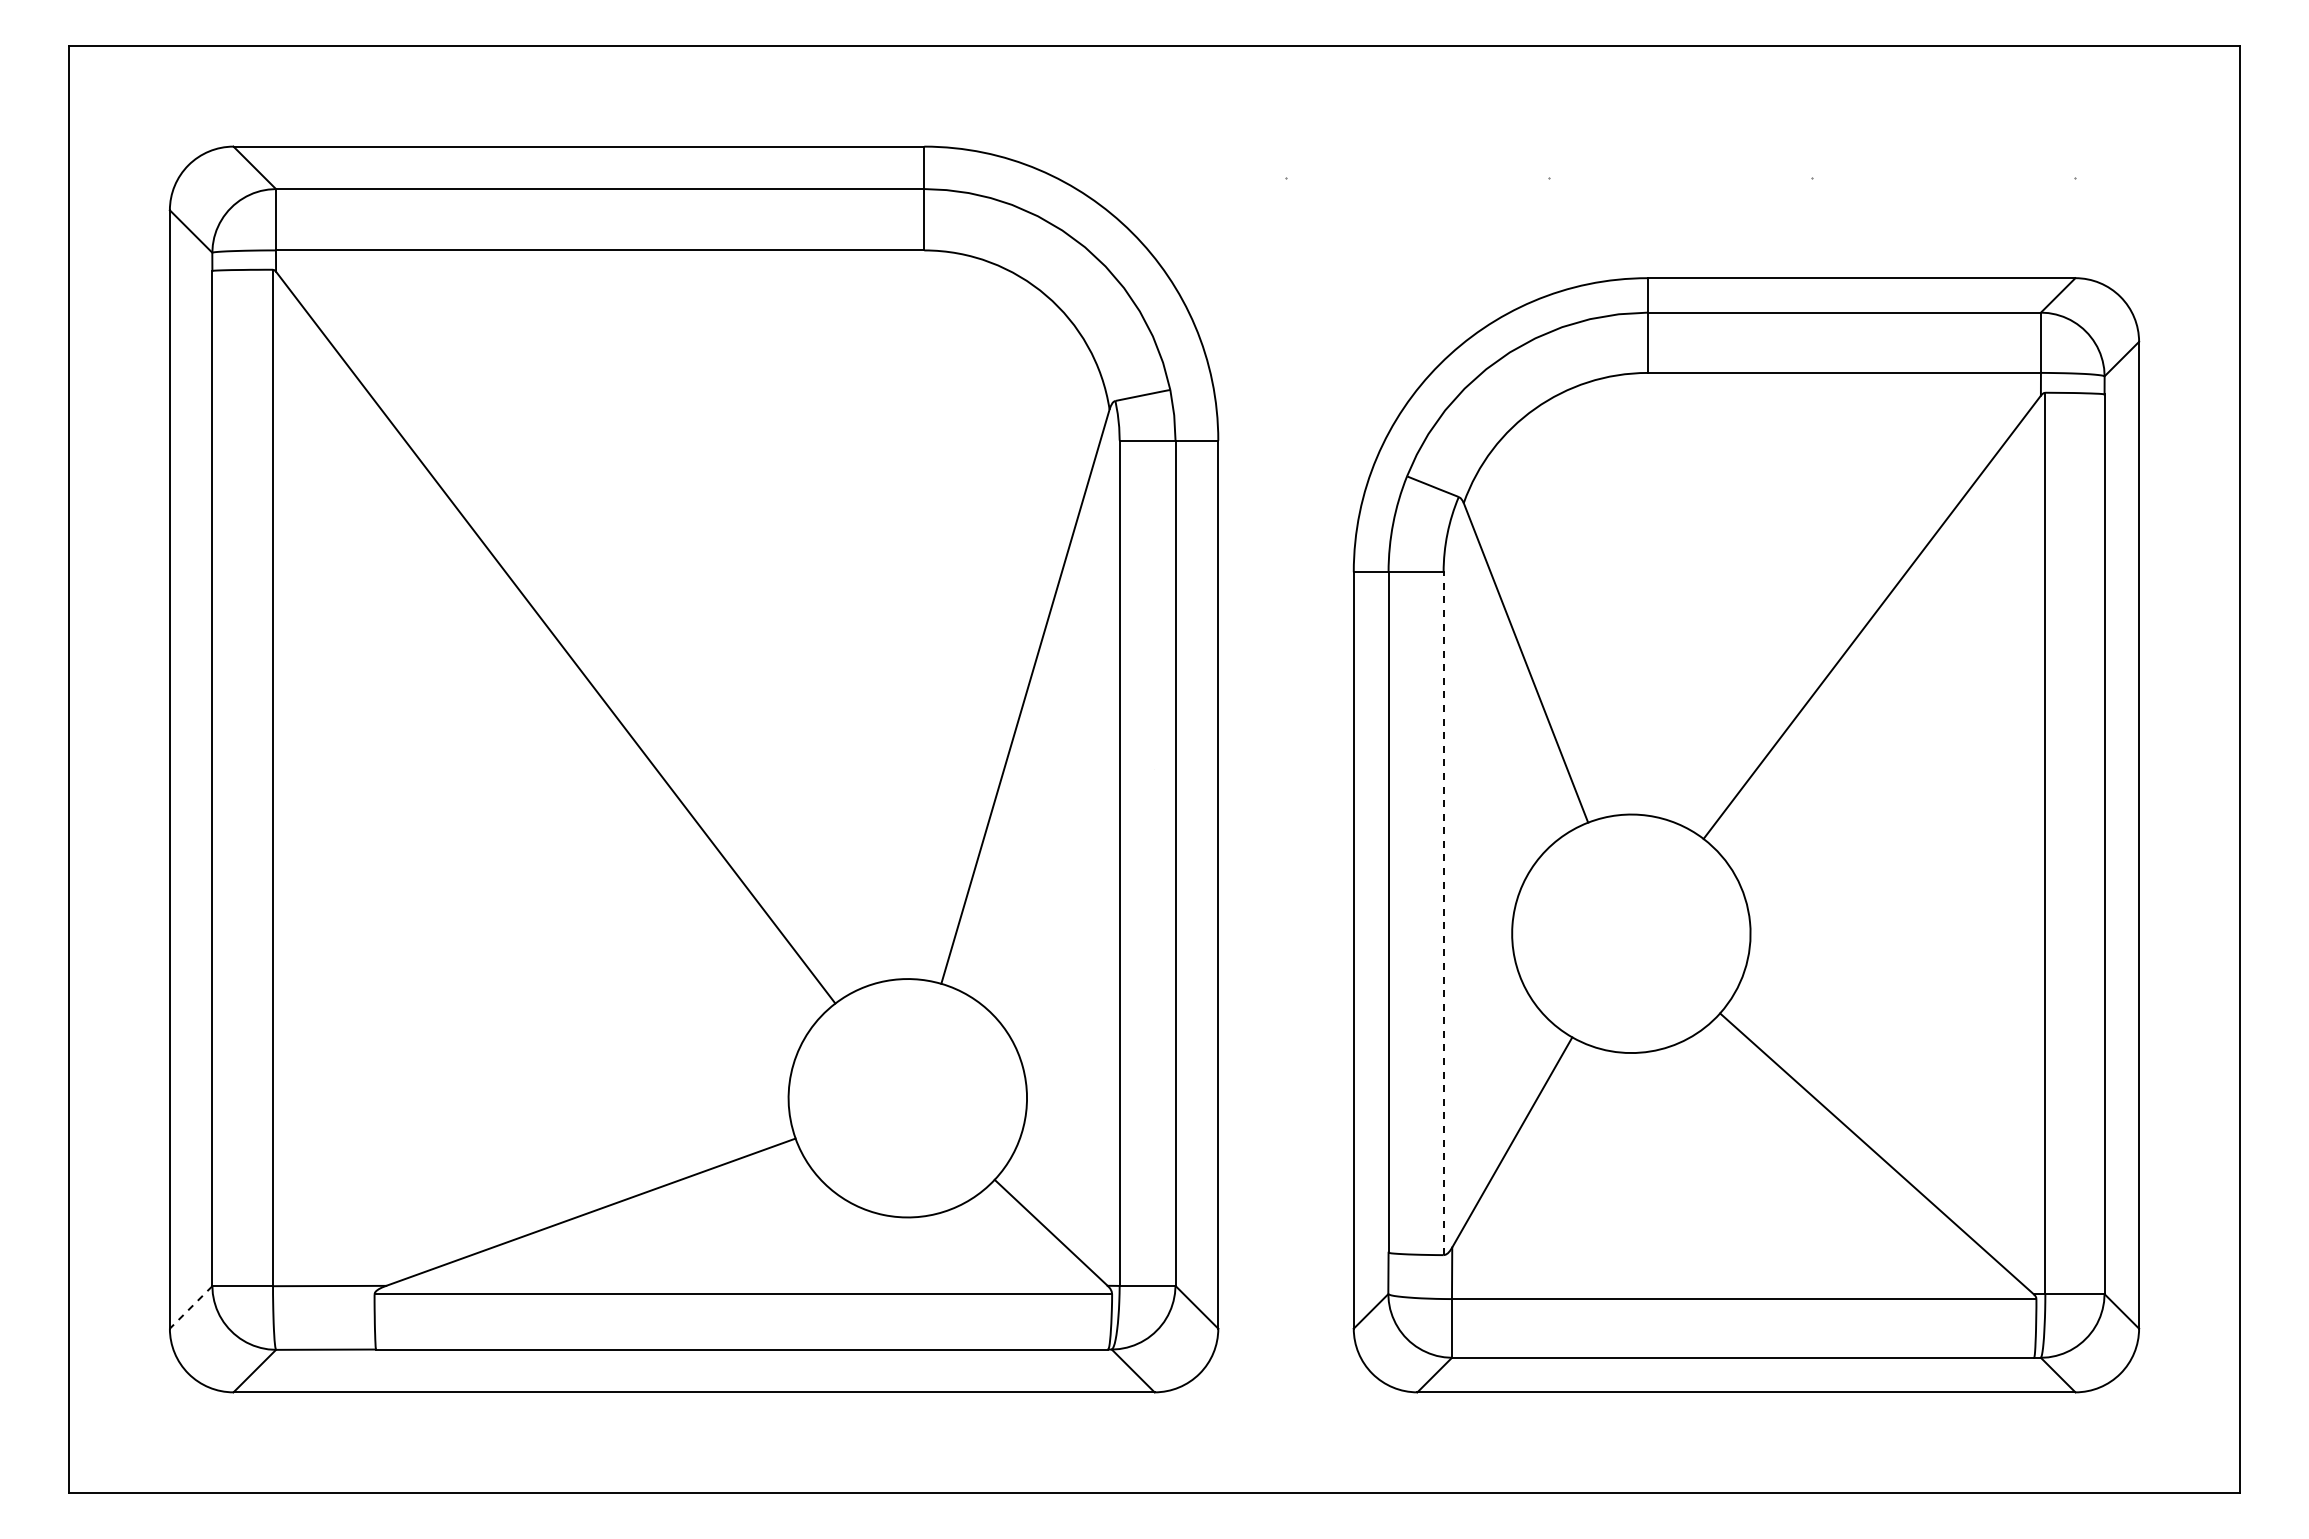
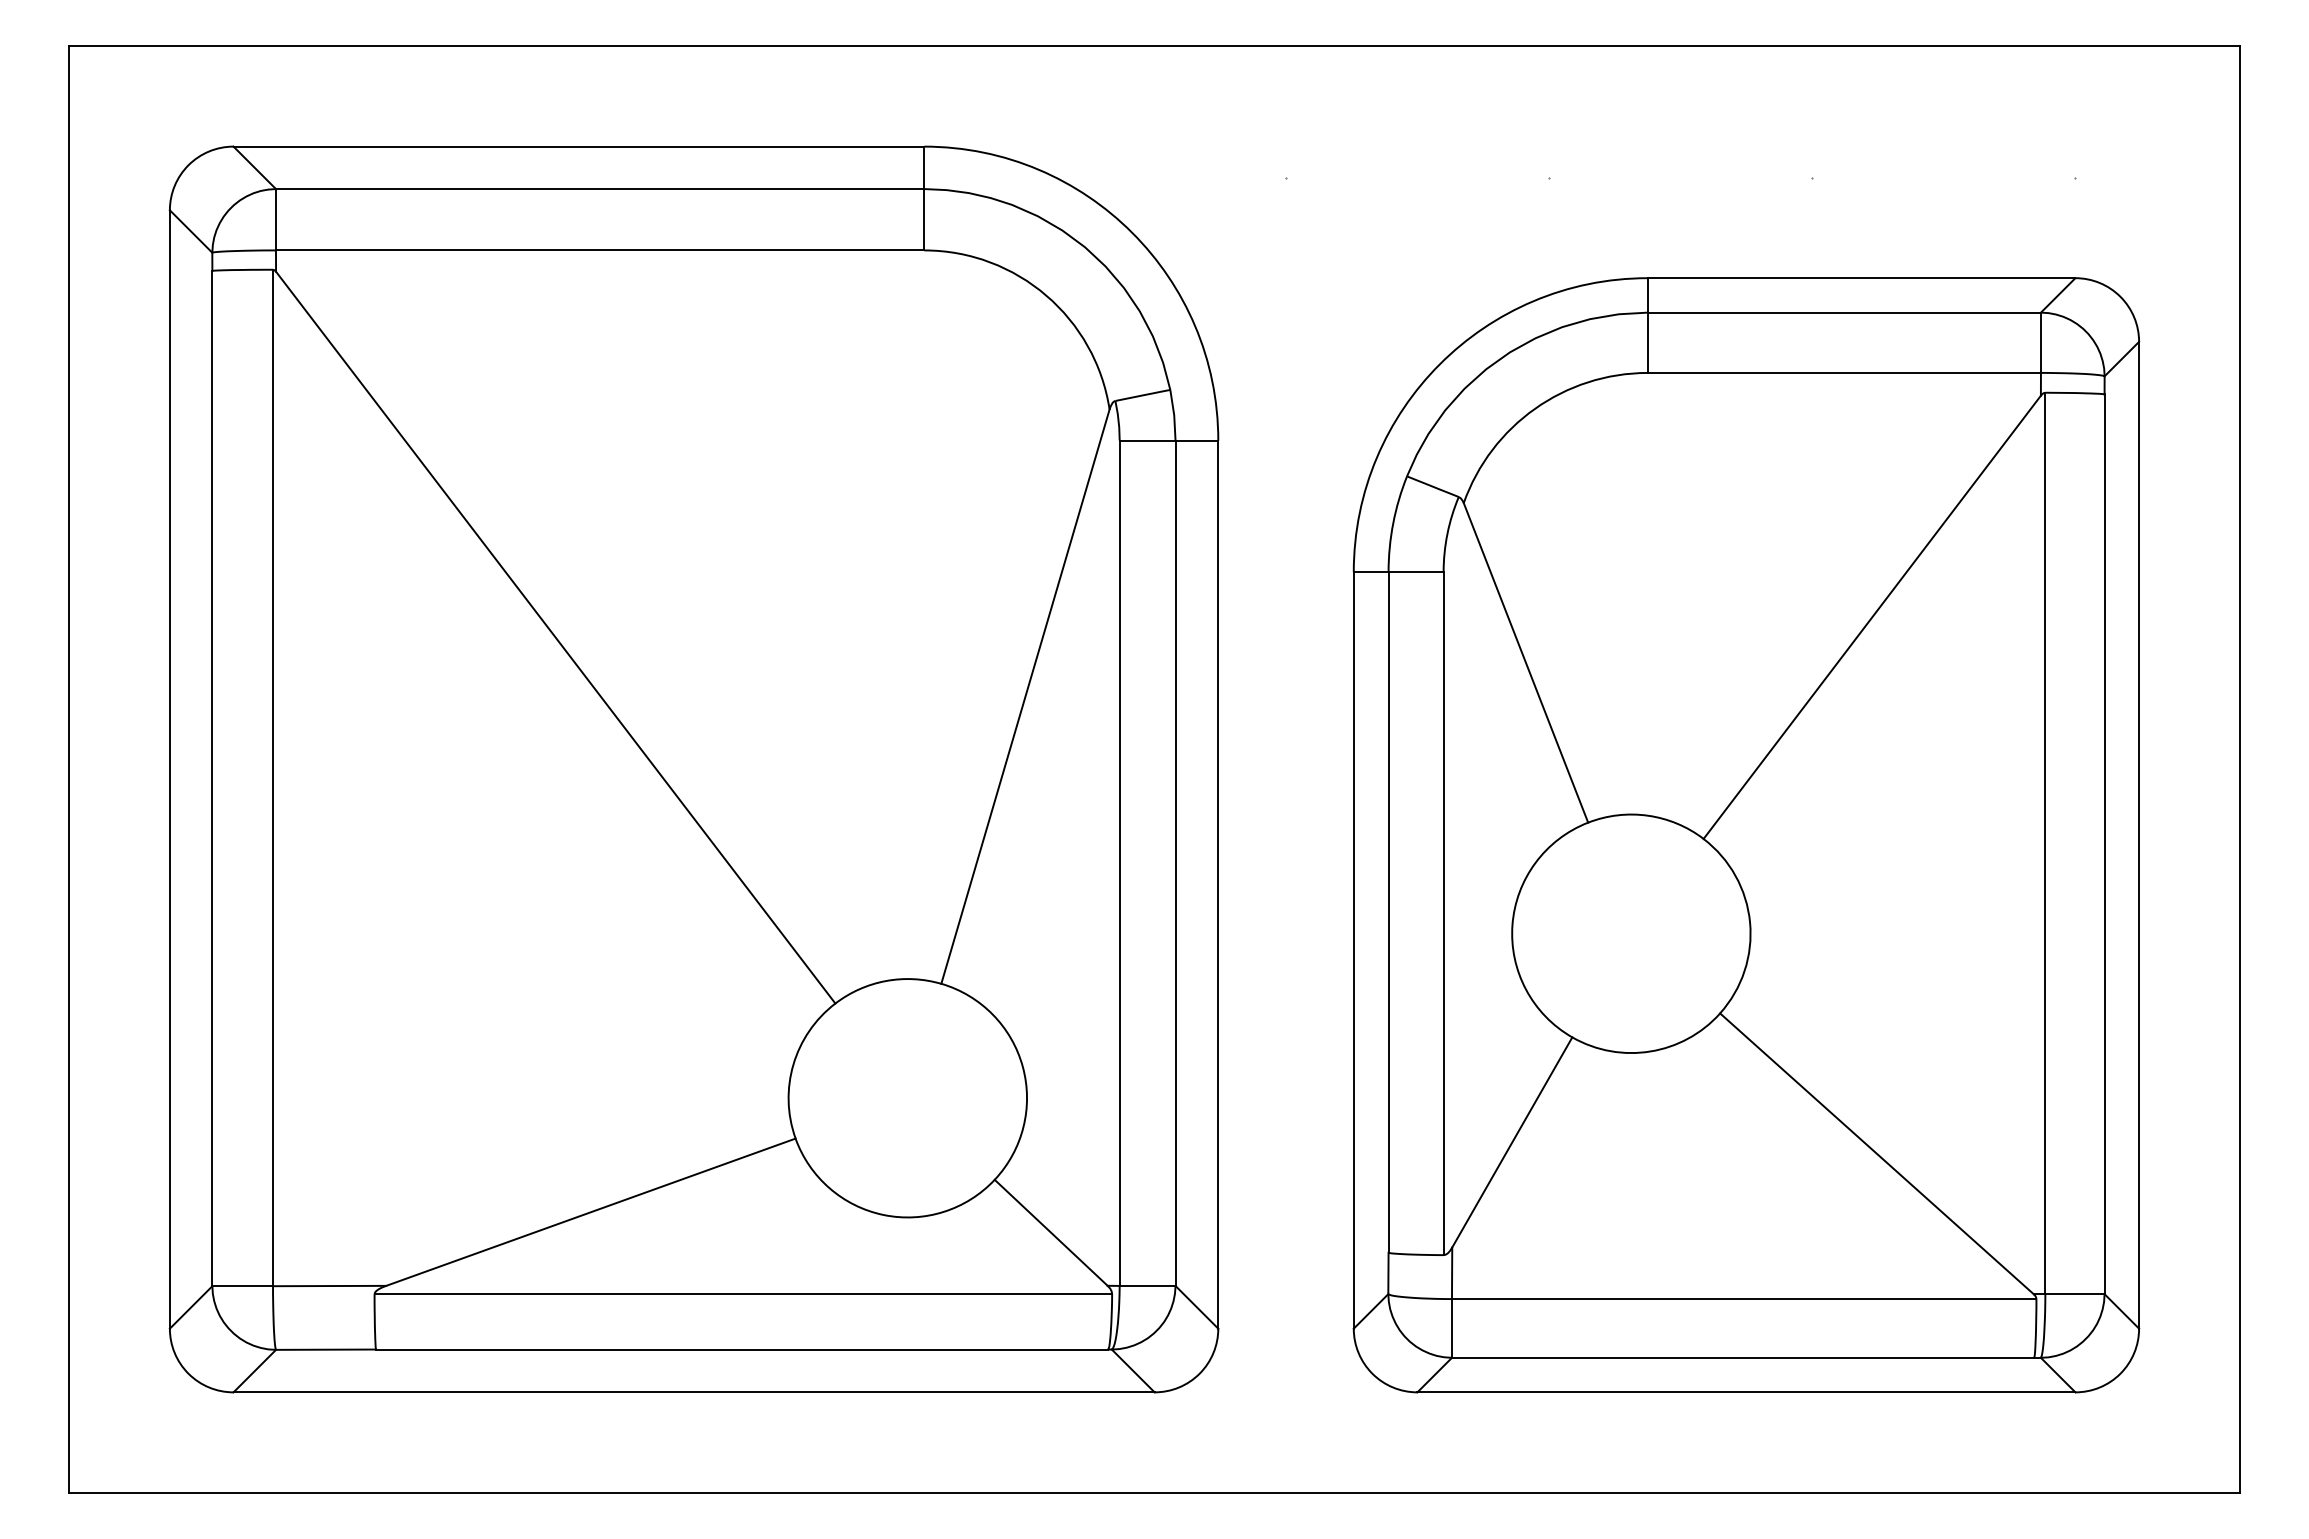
line: dashed -> solid (1443, 913)
line: dashed -> solid (190, 1307)
